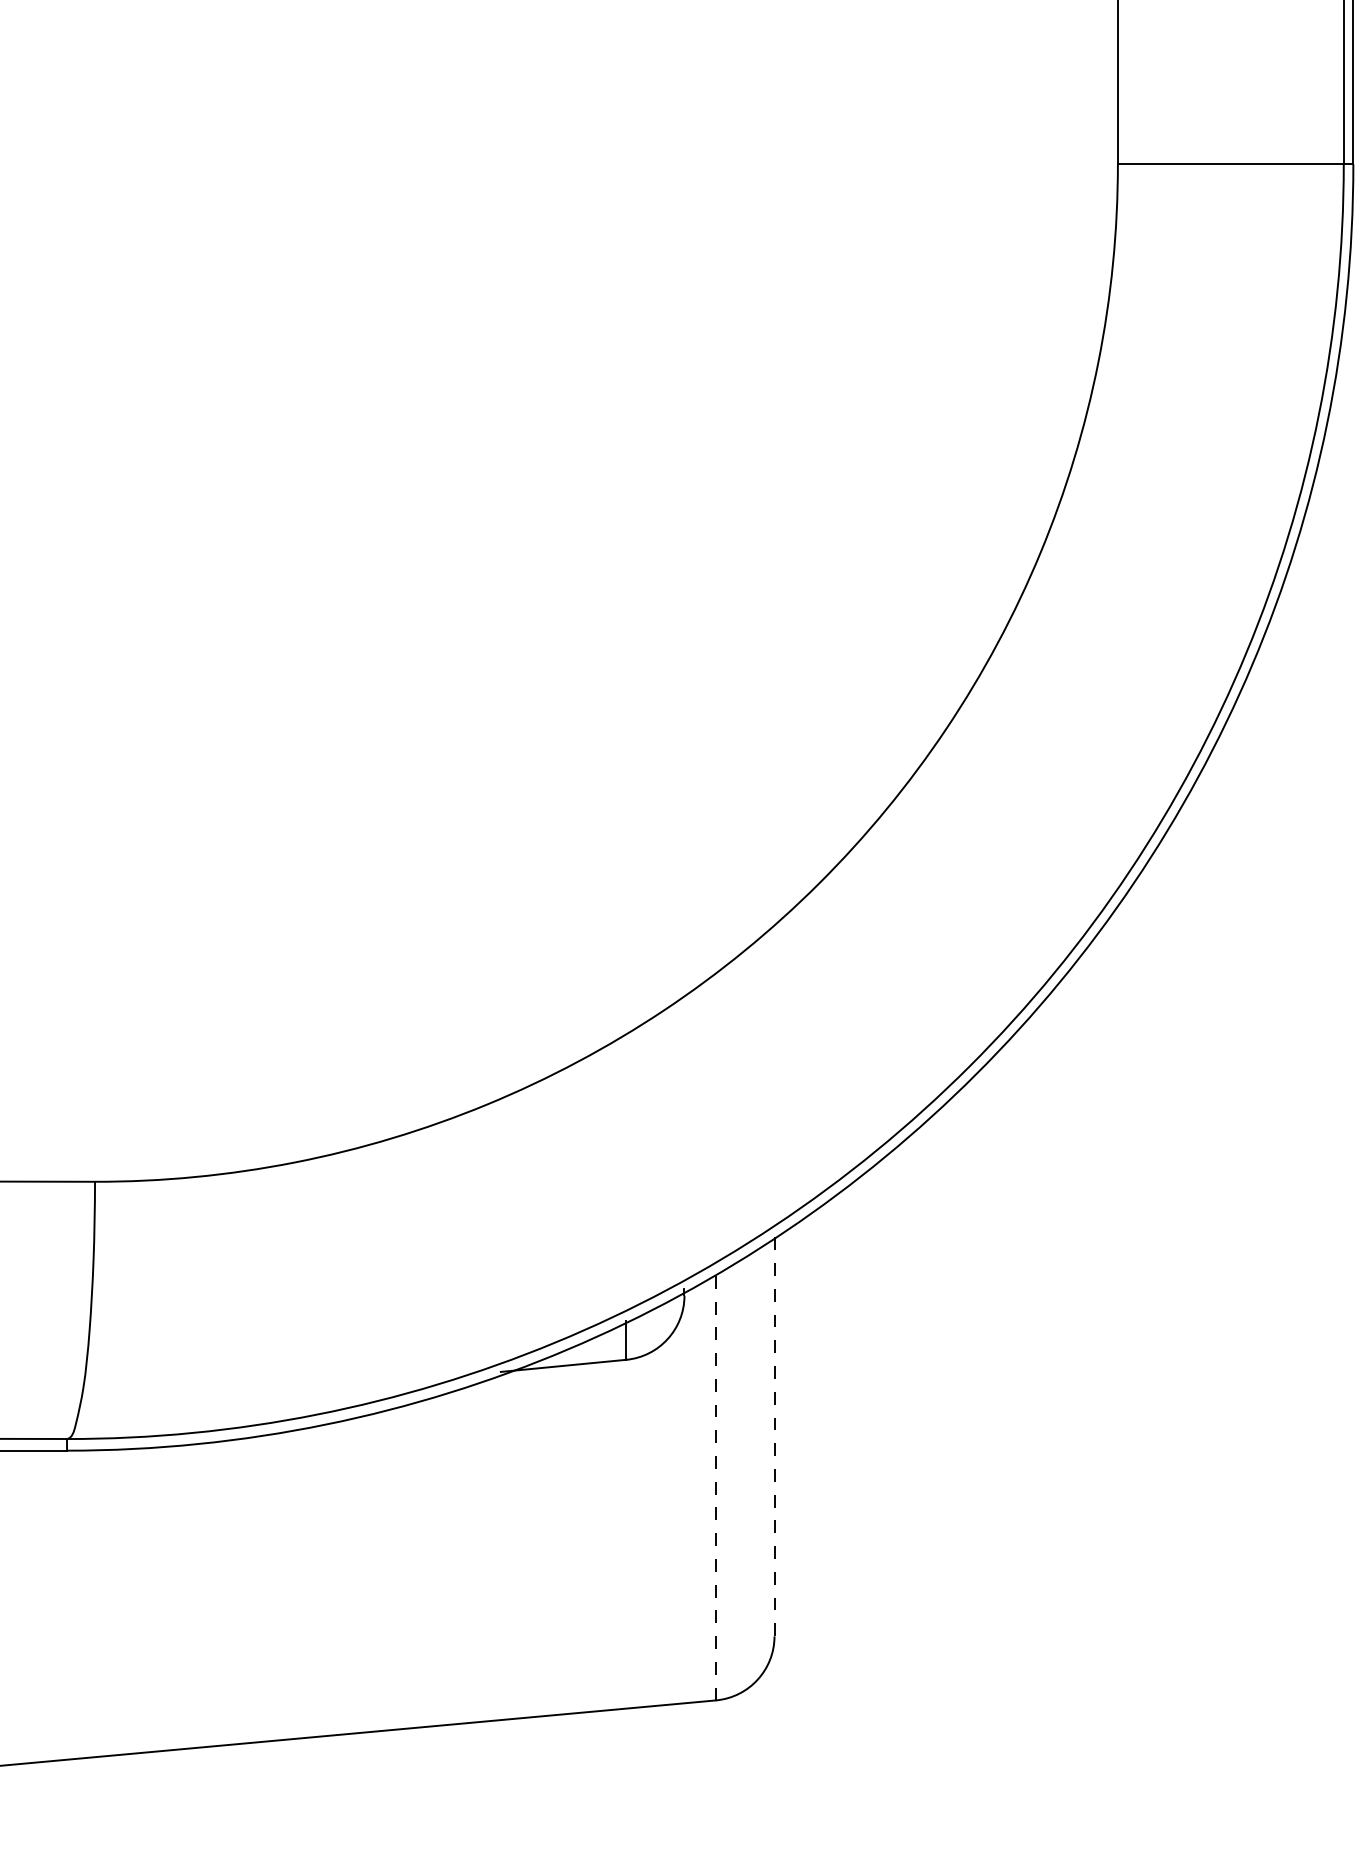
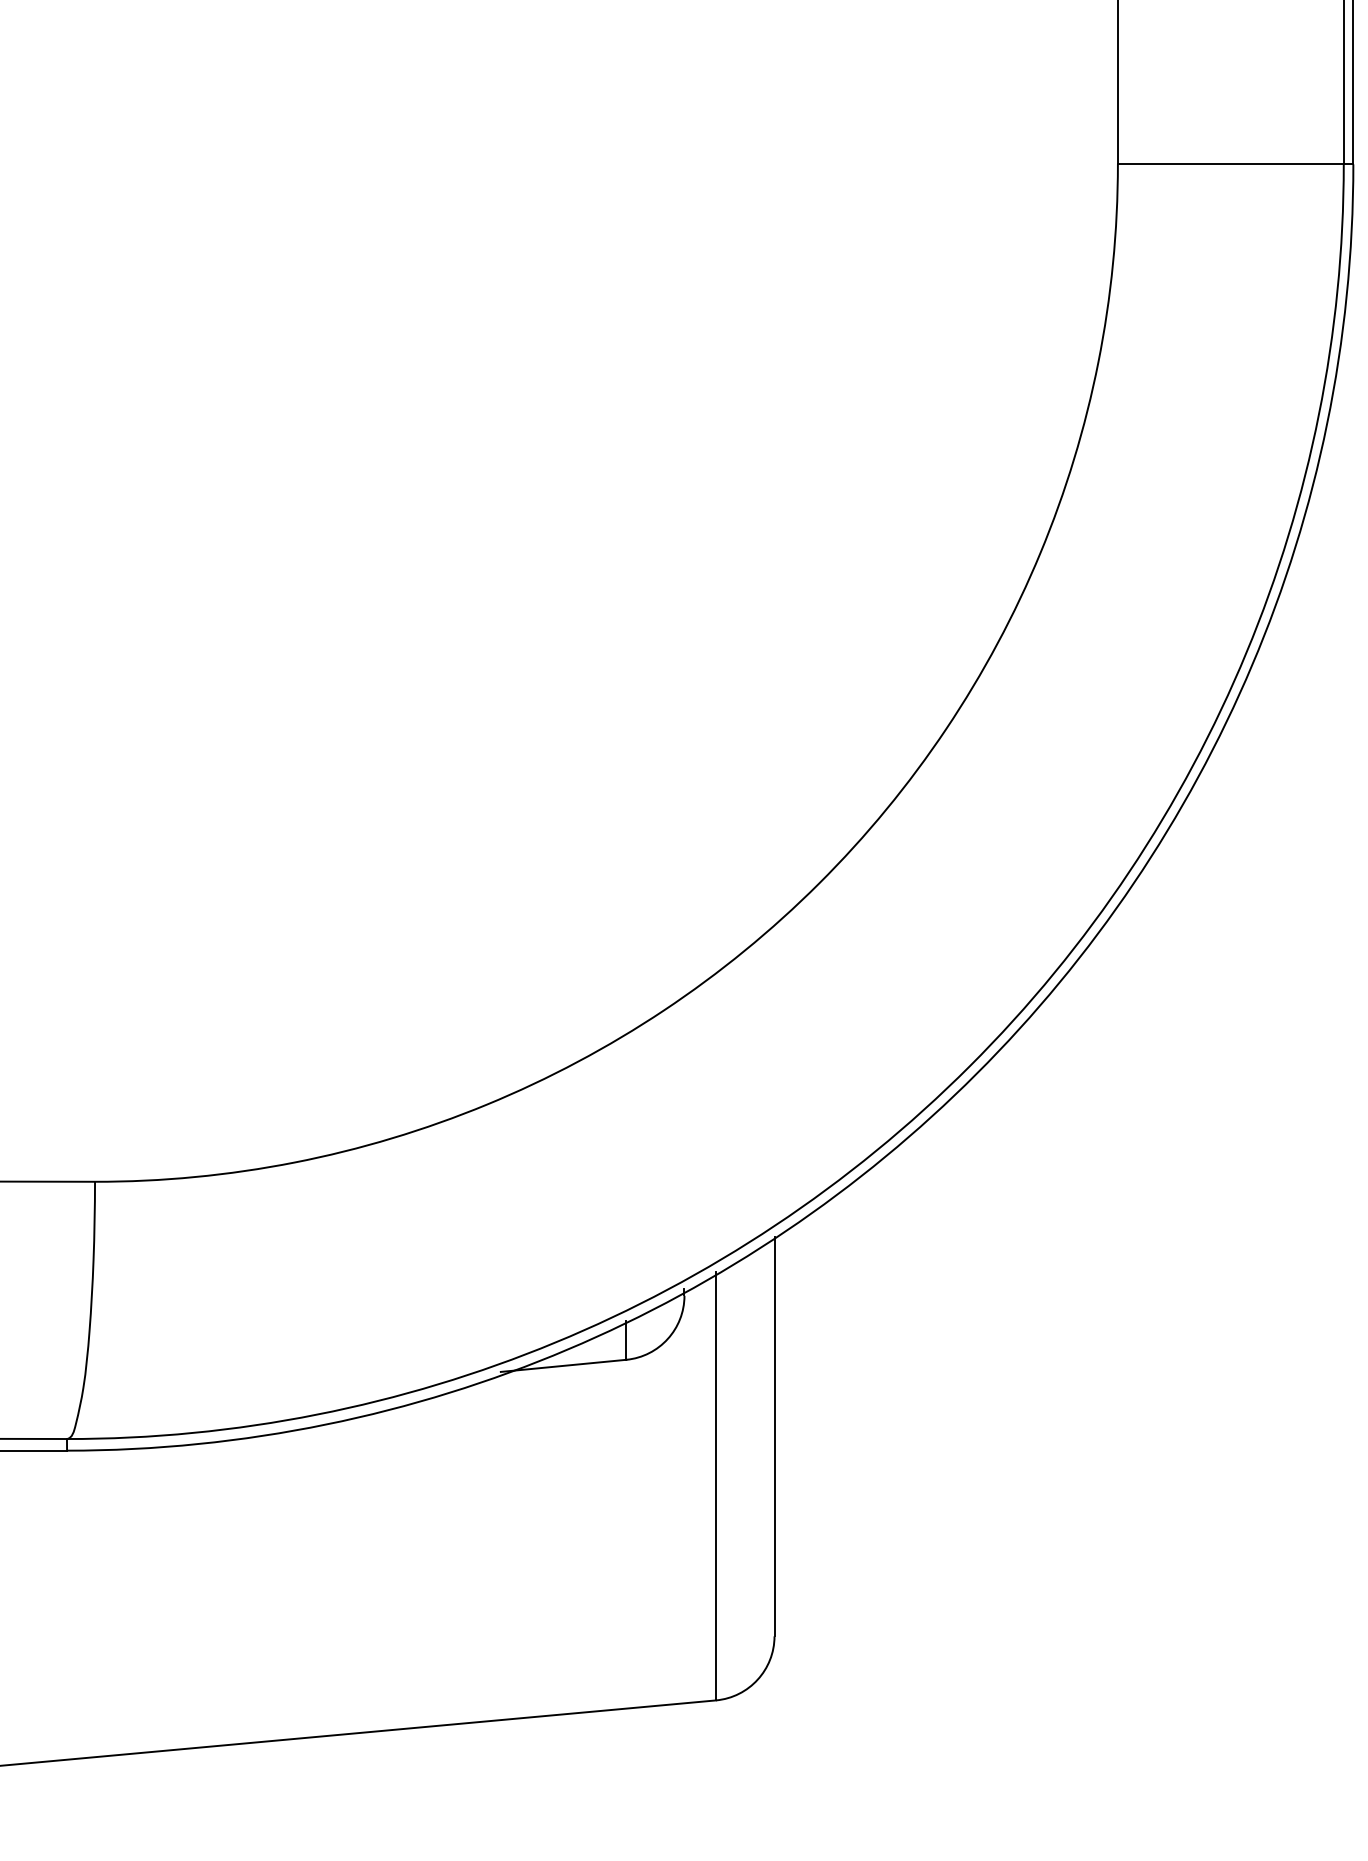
line: dashed -> solid (774, 1437)
line: dashed -> solid (716, 1485)
